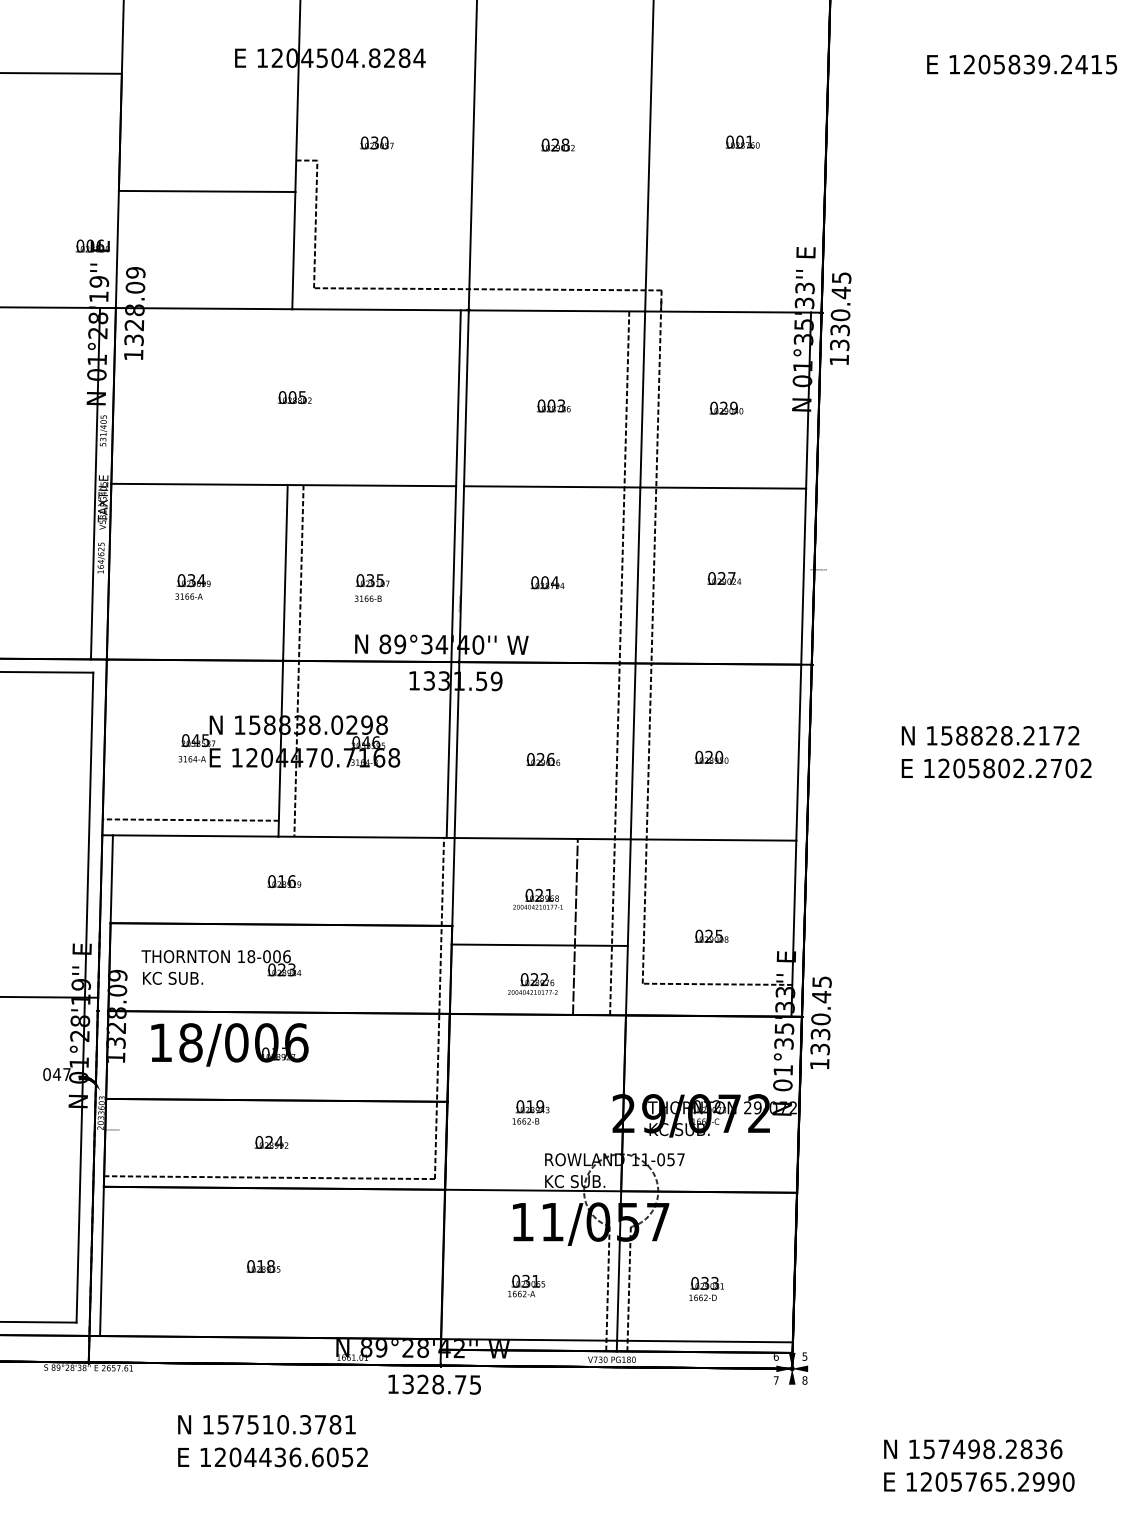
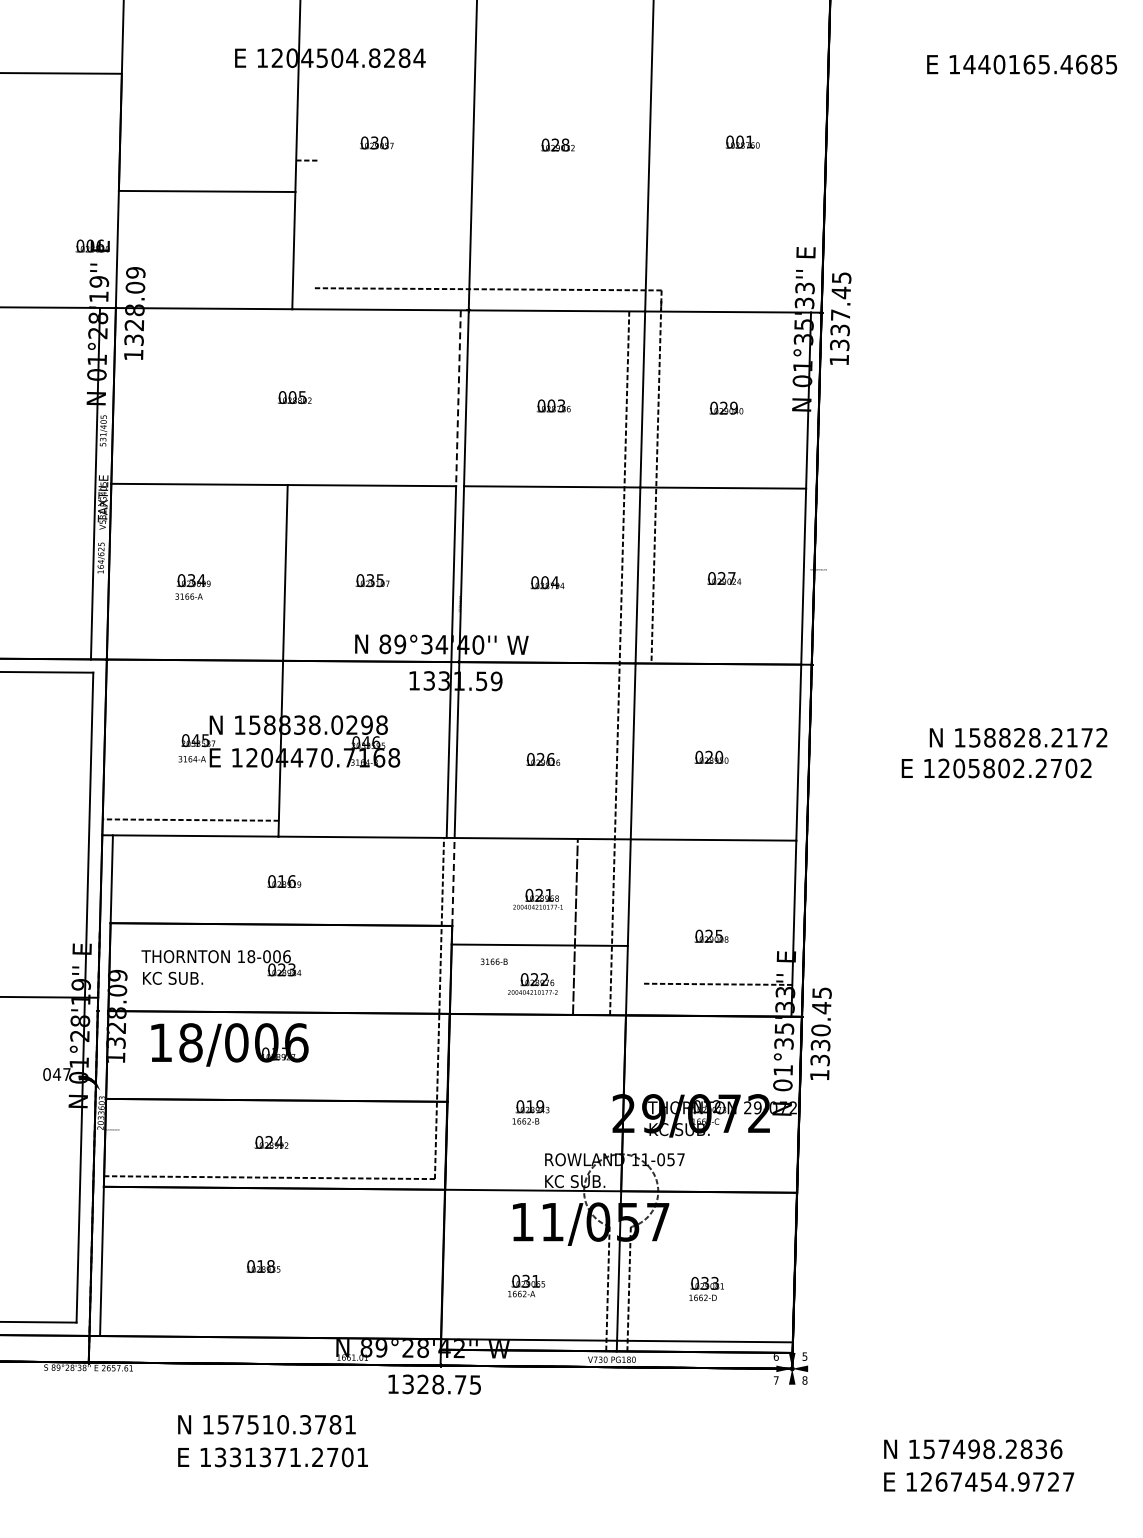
text: 1205839.2415 -> 1440165.4685 (1032, 64)
line: present -> none (315, 224)
text: 1330.45 -> 1337.45 (840, 315)
line: solid -> dashed (458, 398)
text position: (367, 598) -> (493, 961) (493, 961)
line: present -> none (298, 660)
text position: (990, 735) -> (1018, 737) (1018, 737)
line: present -> none (646, 823)
line: solid -> dashed (453, 881)
text position: (820, 1022) -> (820, 1033) (820, 1033)
text: 1204436.6052 -> 1331371.2701 (290, 1457)
text: 1205765.2990 -> 1267454.9727 (1004, 1481)
